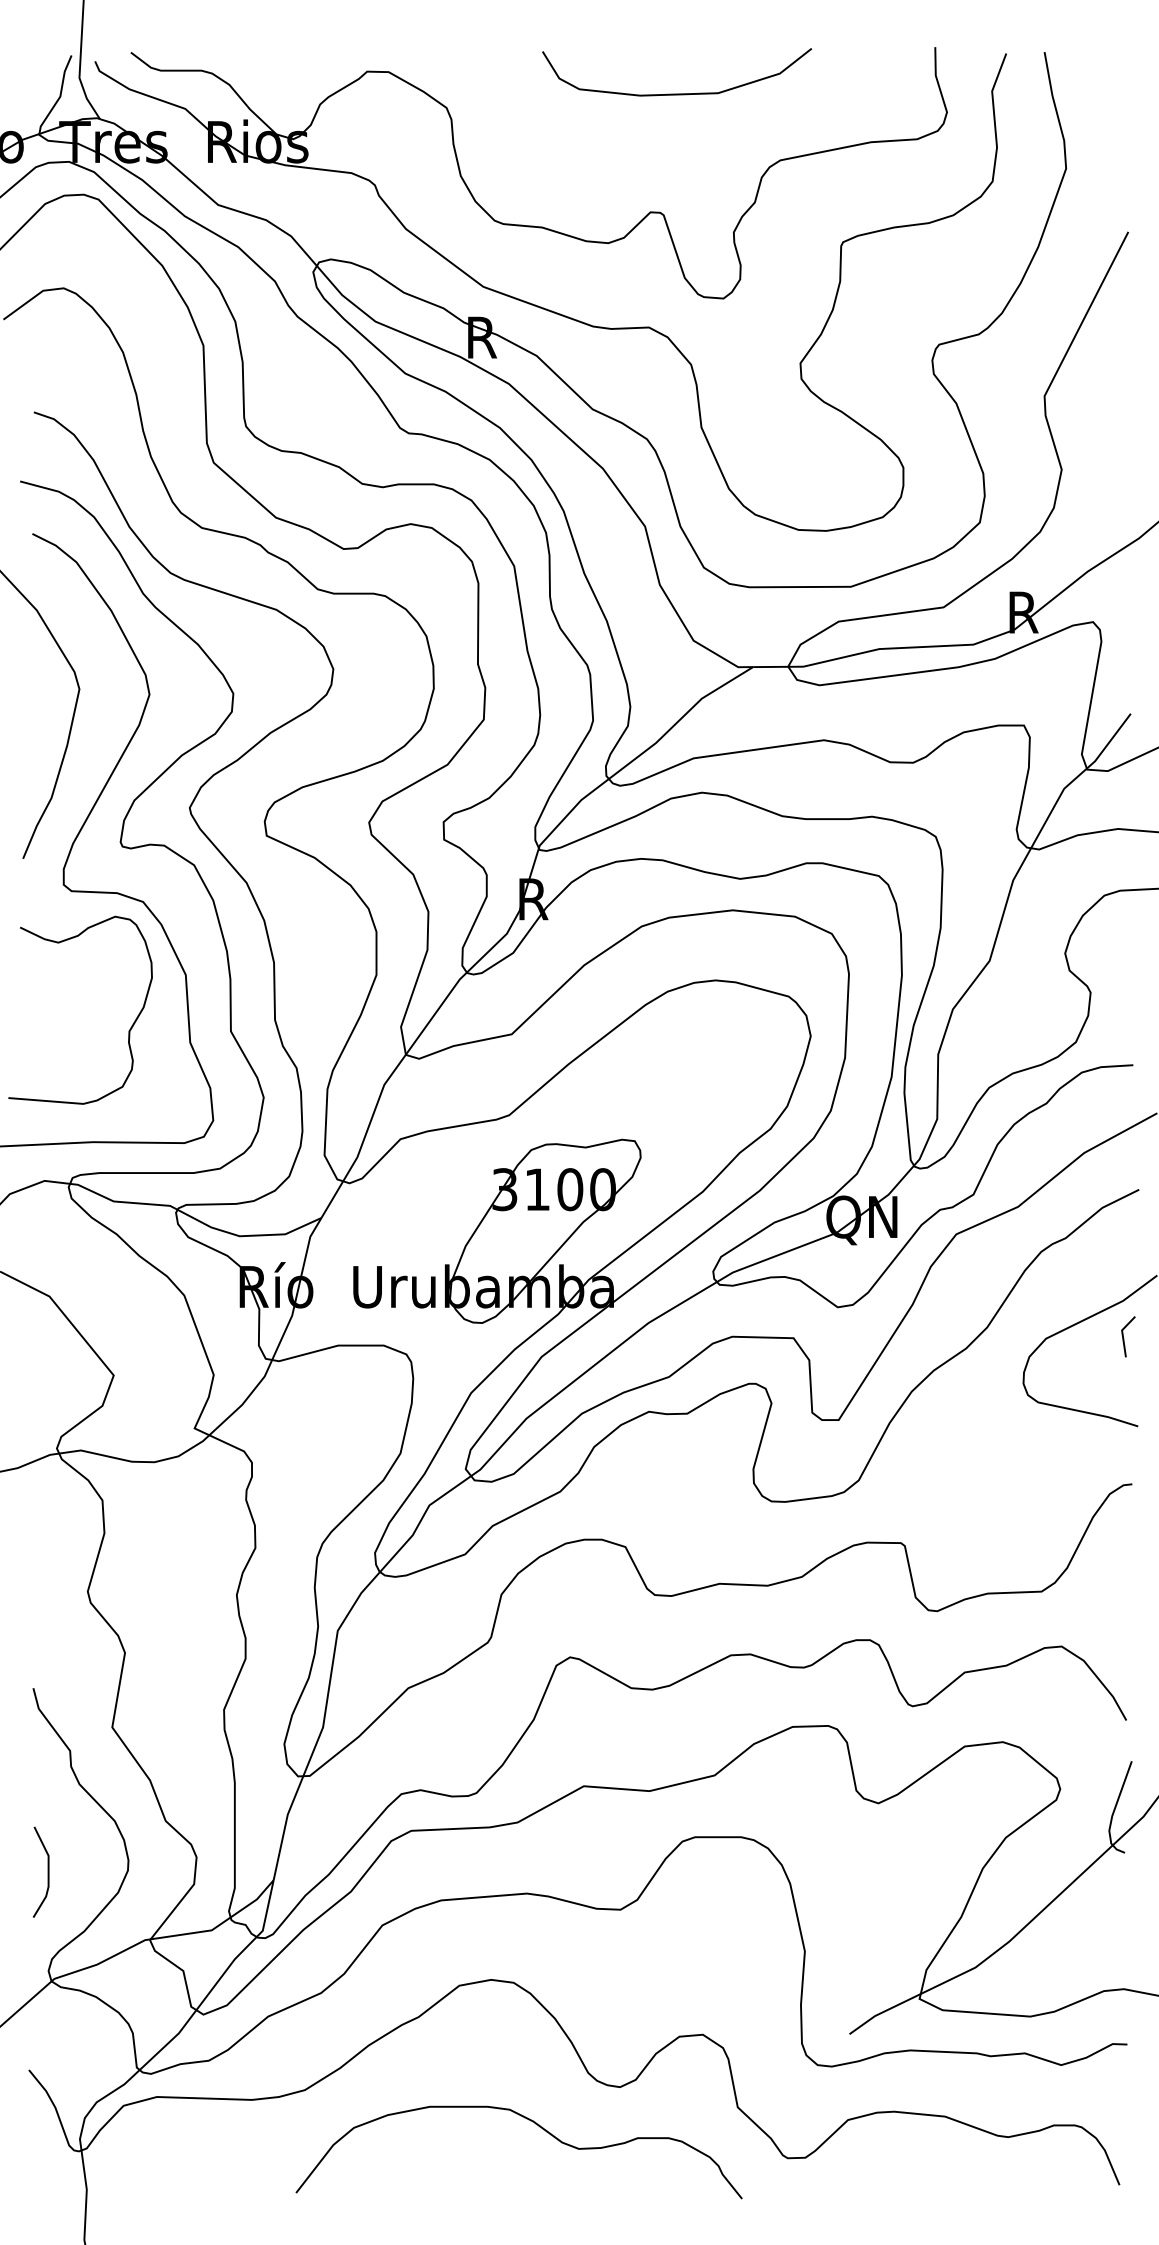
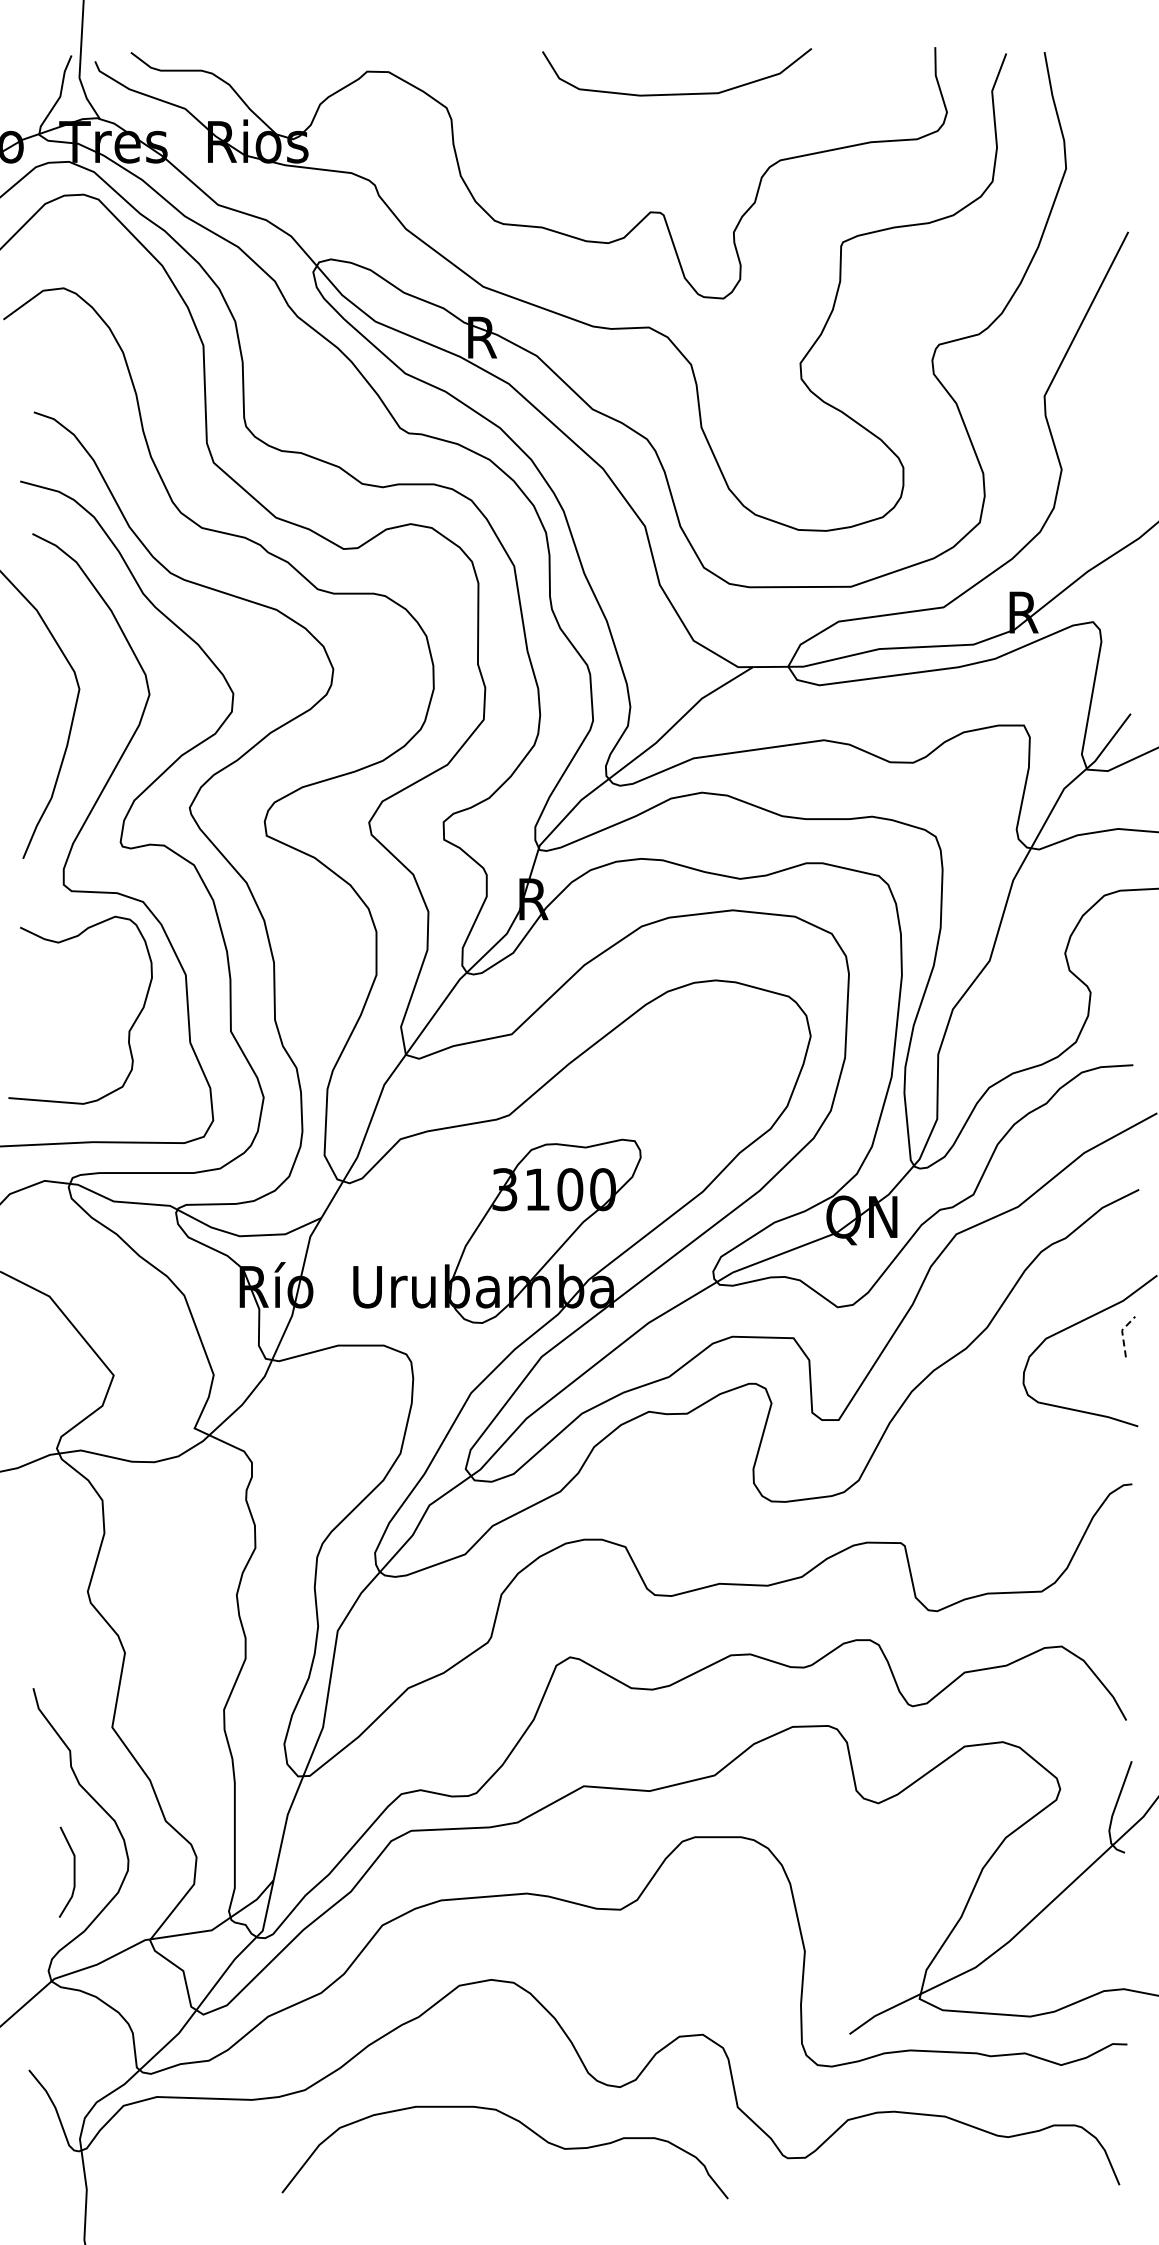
line: solid -> dashed (1122, 1333)
line position: (47, 1871) -> (73, 1871) (73, 1871)
curve position: (539, 2127) -> (525, 2127) (525, 2127)
